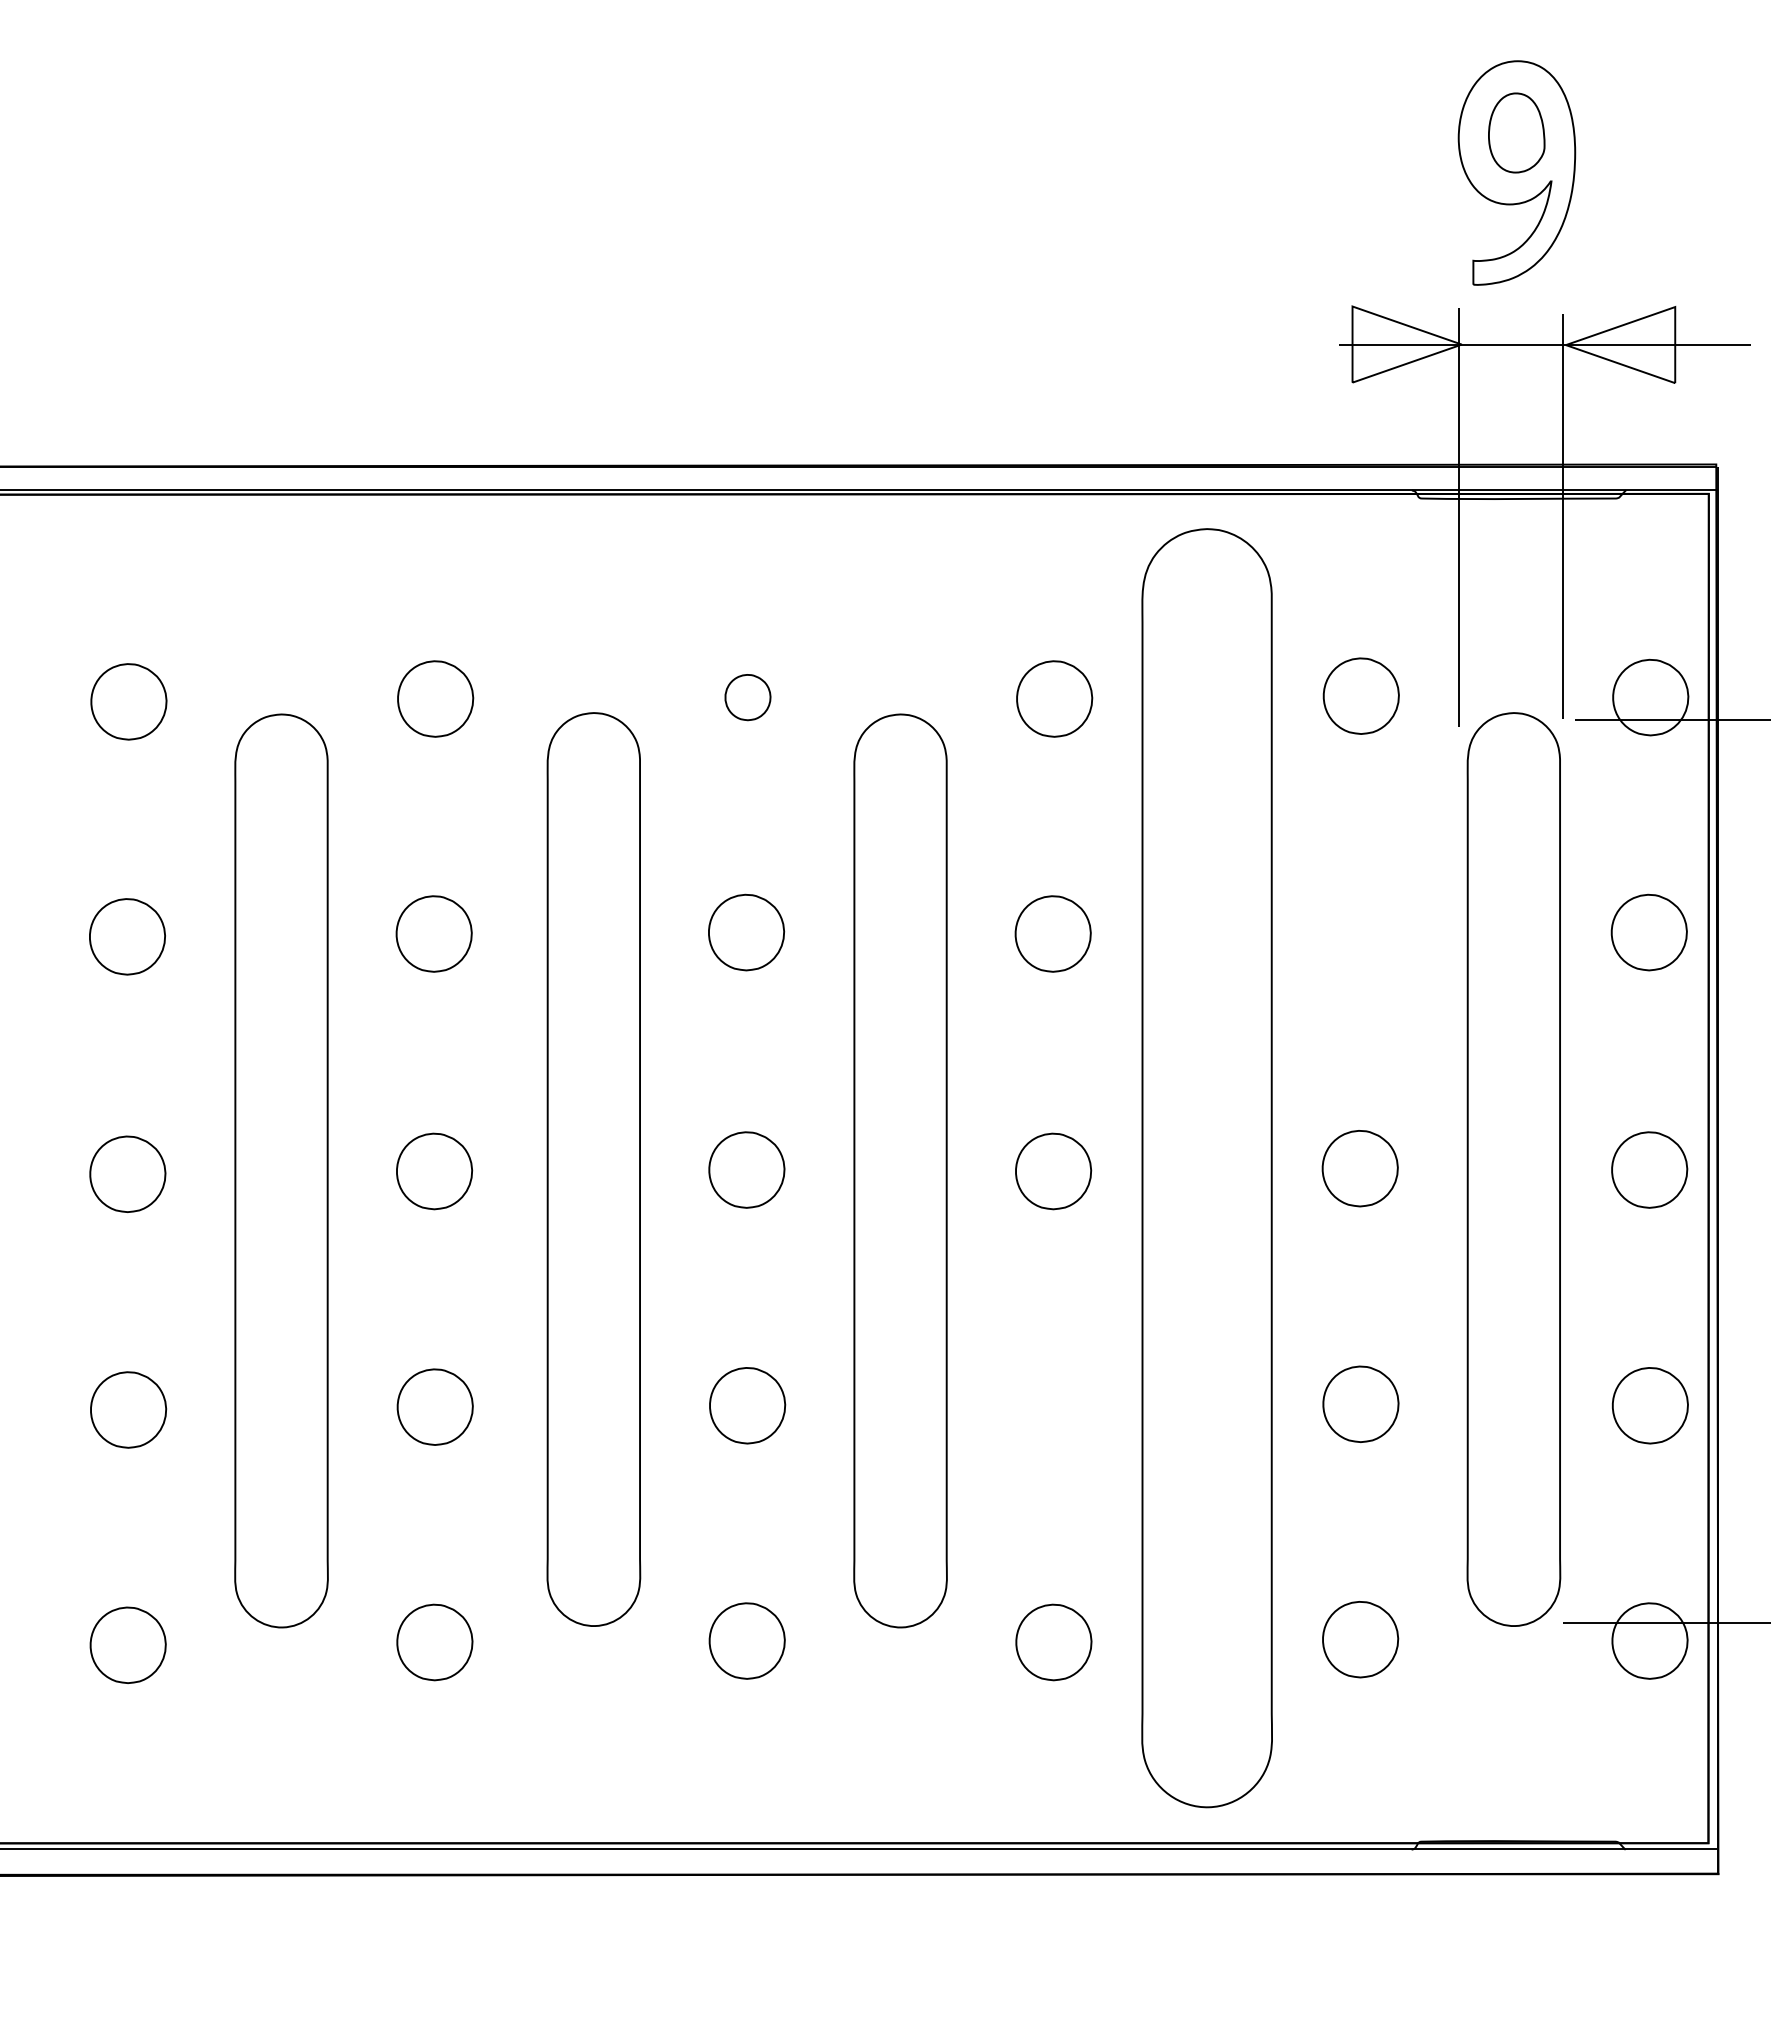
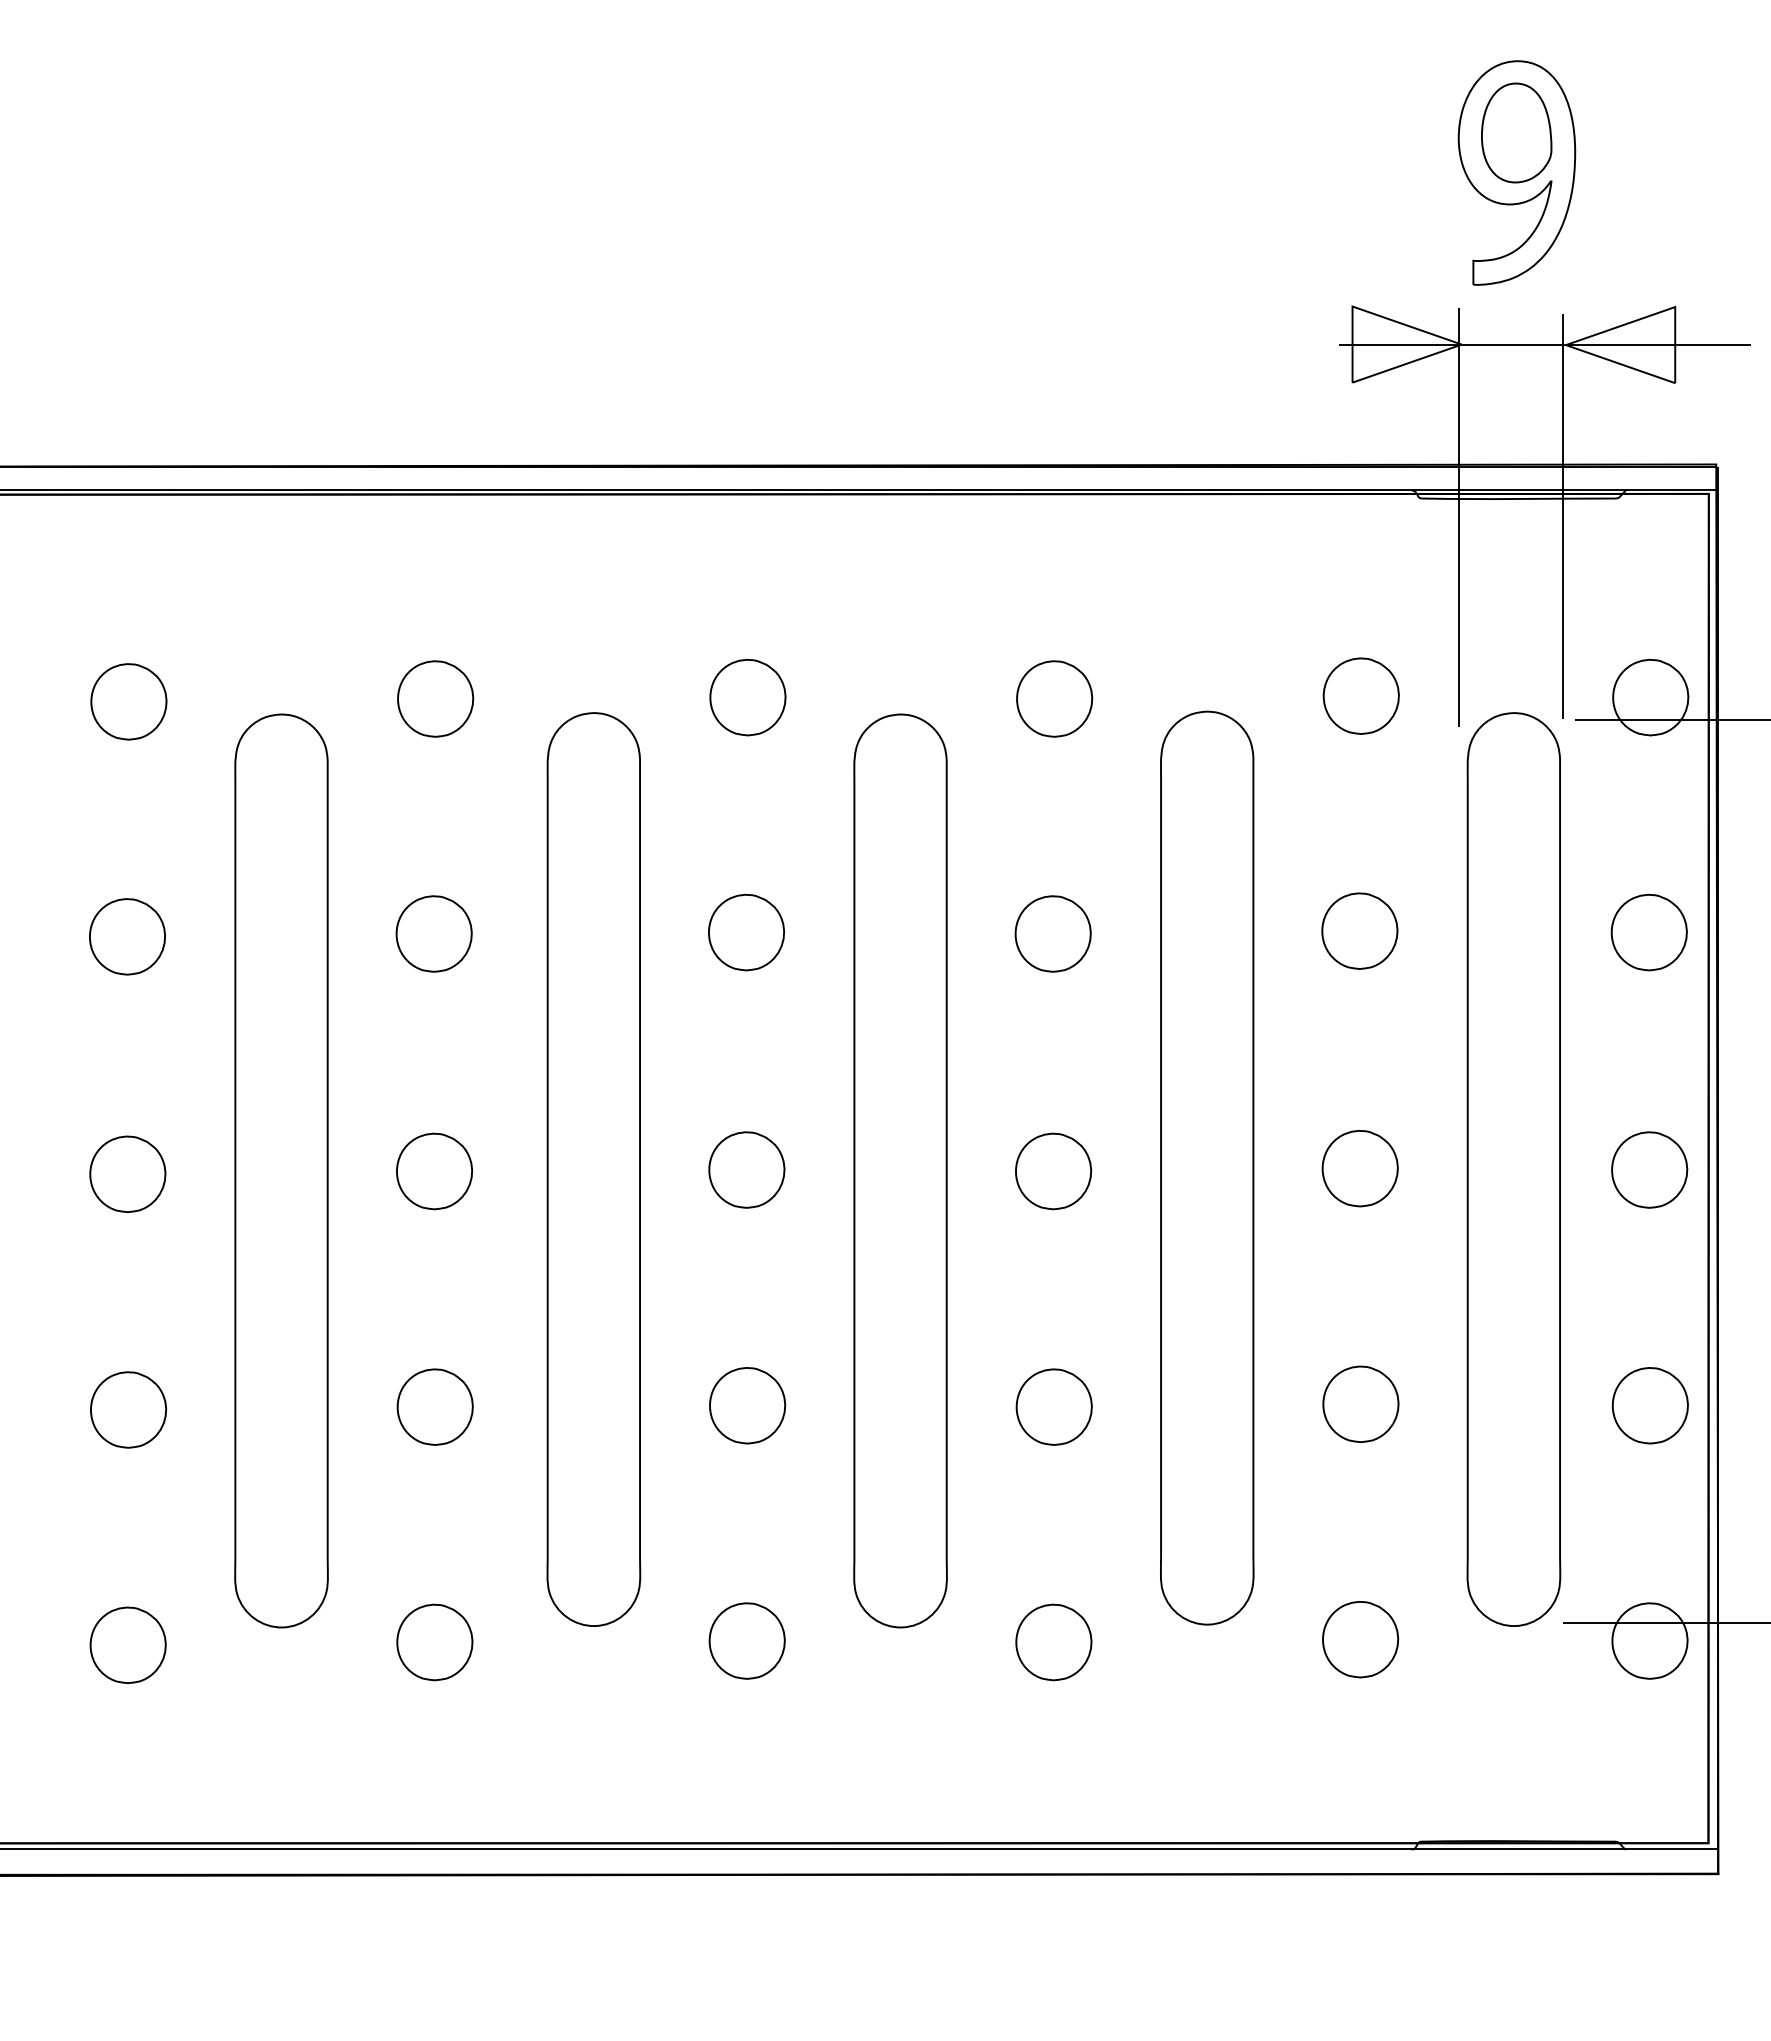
part size: 58x82 px -> 72x102 px (1516, 132)
part size: 48x48 px -> 78x79 px (747, 697)
part: none -> present (1359, 930)
part size: 132x1281 px -> 95x916 px (1207, 1167)
part: none -> present (1053, 1406)
